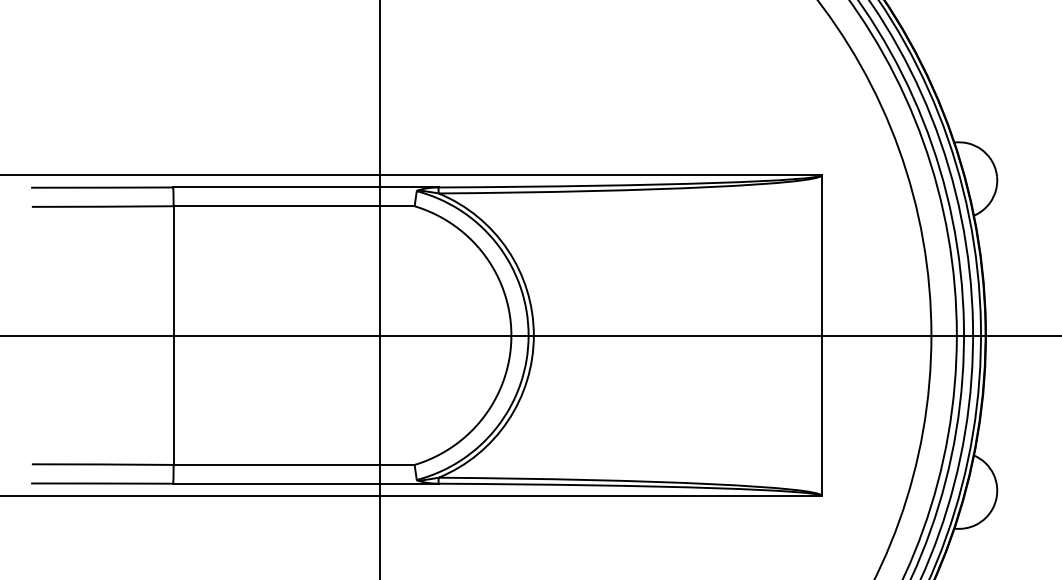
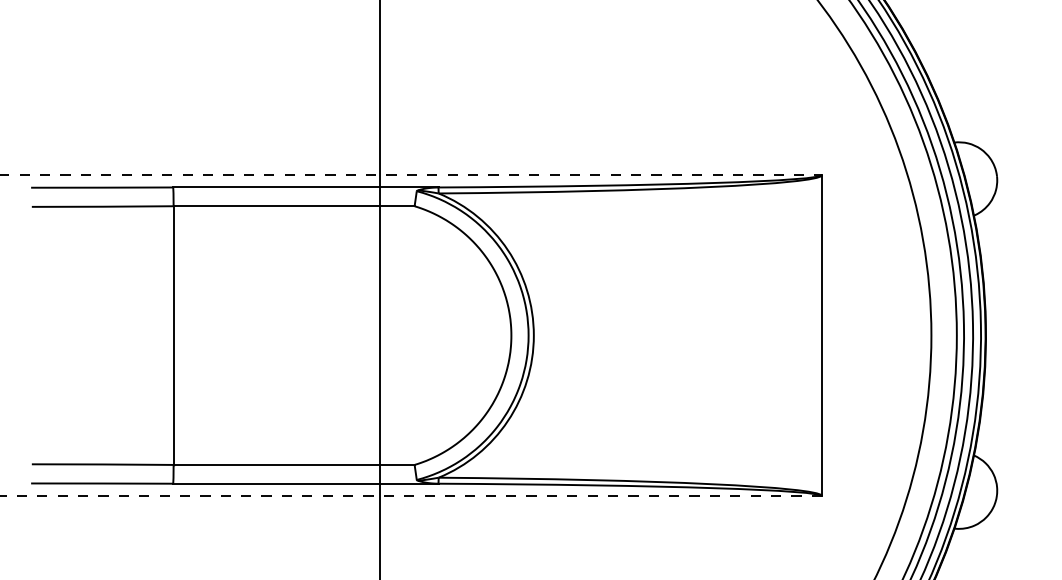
line: solid -> dashed (411, 175)
line: present -> none (530, 335)
line: solid -> dashed (411, 496)
